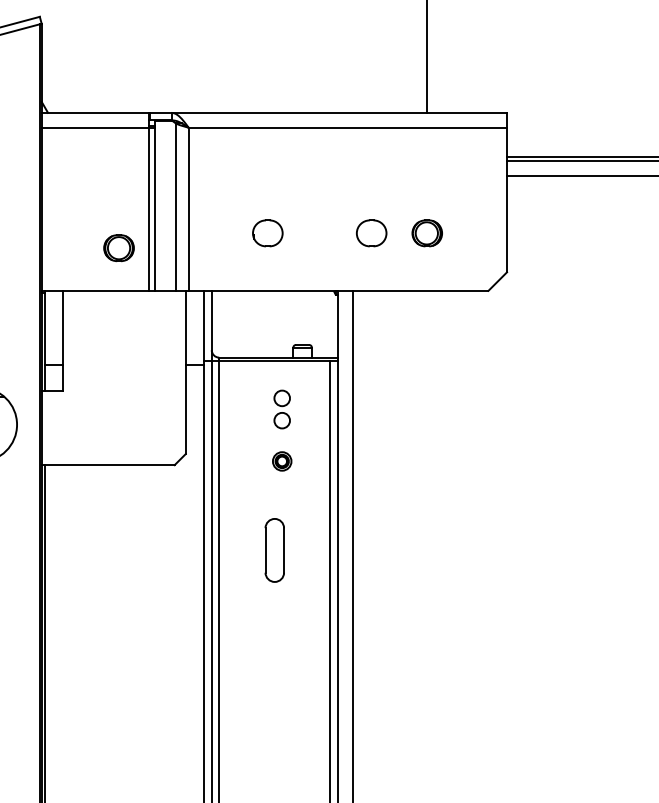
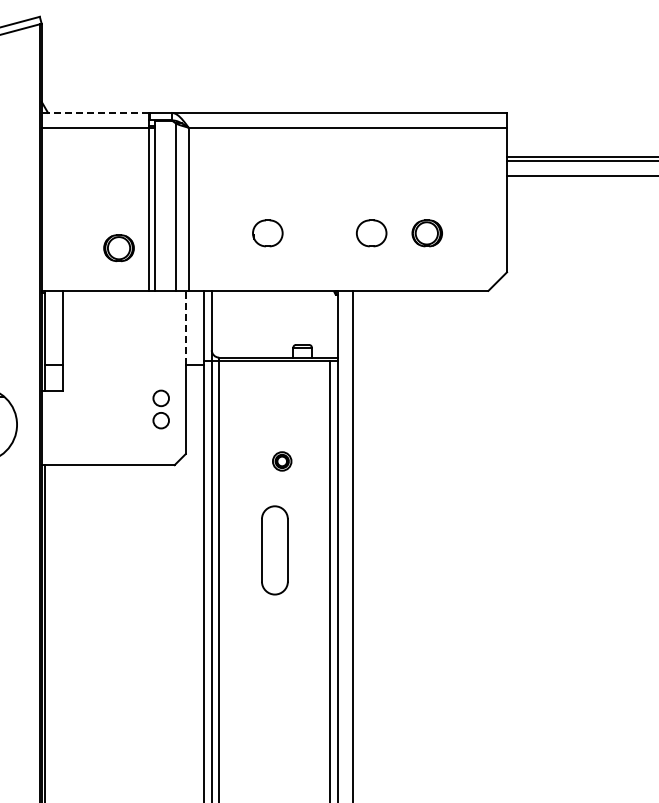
line: present -> none (426, 57)
line: solid -> dashed (94, 112)
line: solid -> dashed (185, 327)
part position: (281, 409) -> (160, 409) (160, 409)
part size: 21x65 px -> 28x91 px (274, 550)
